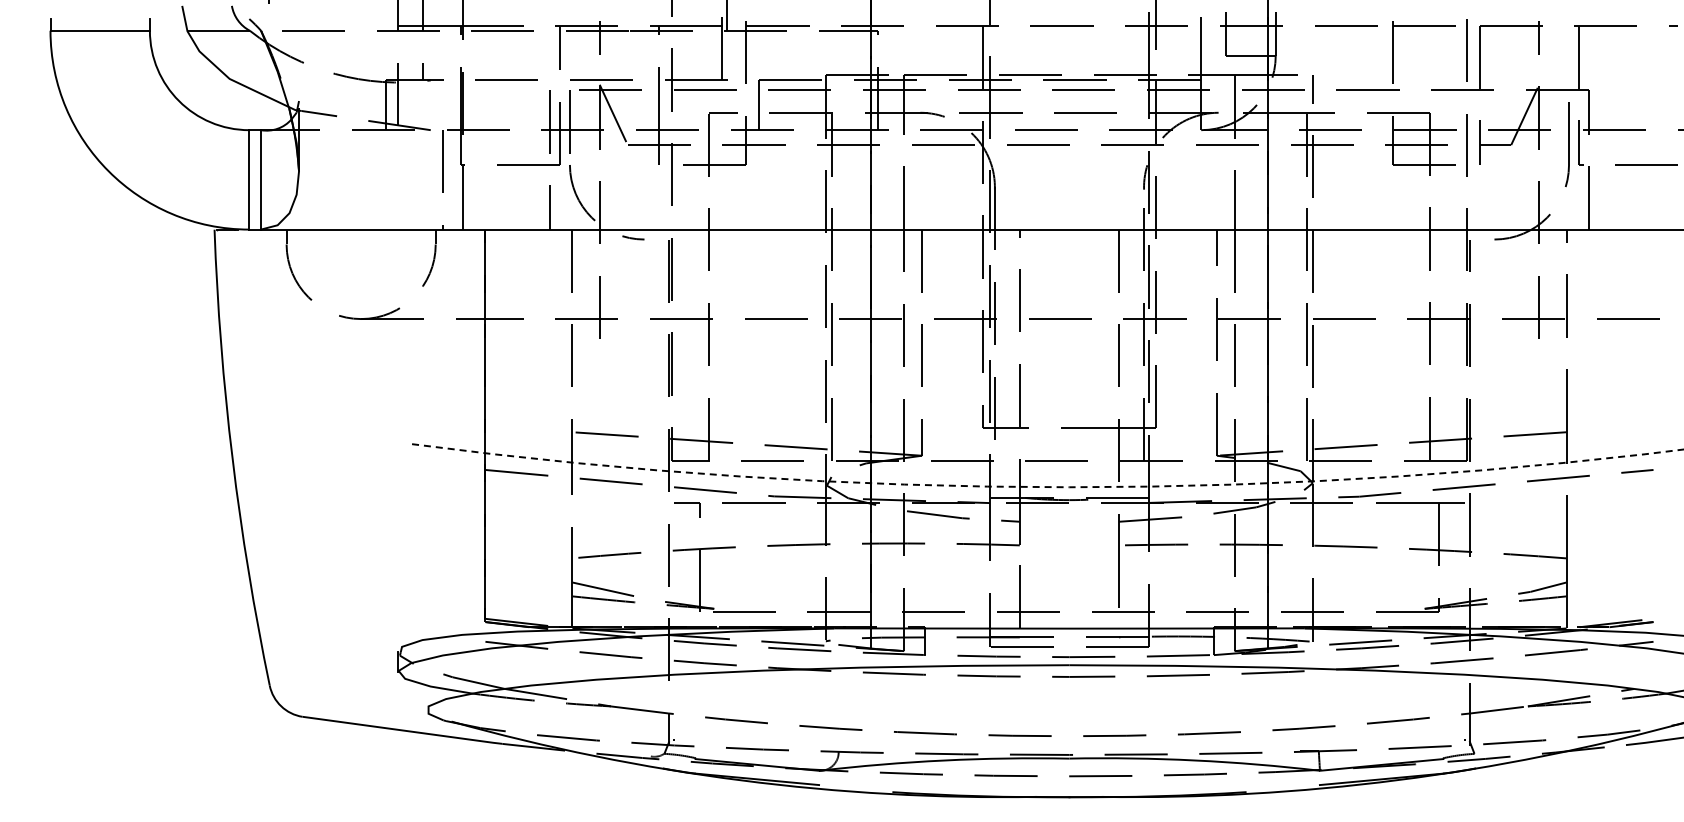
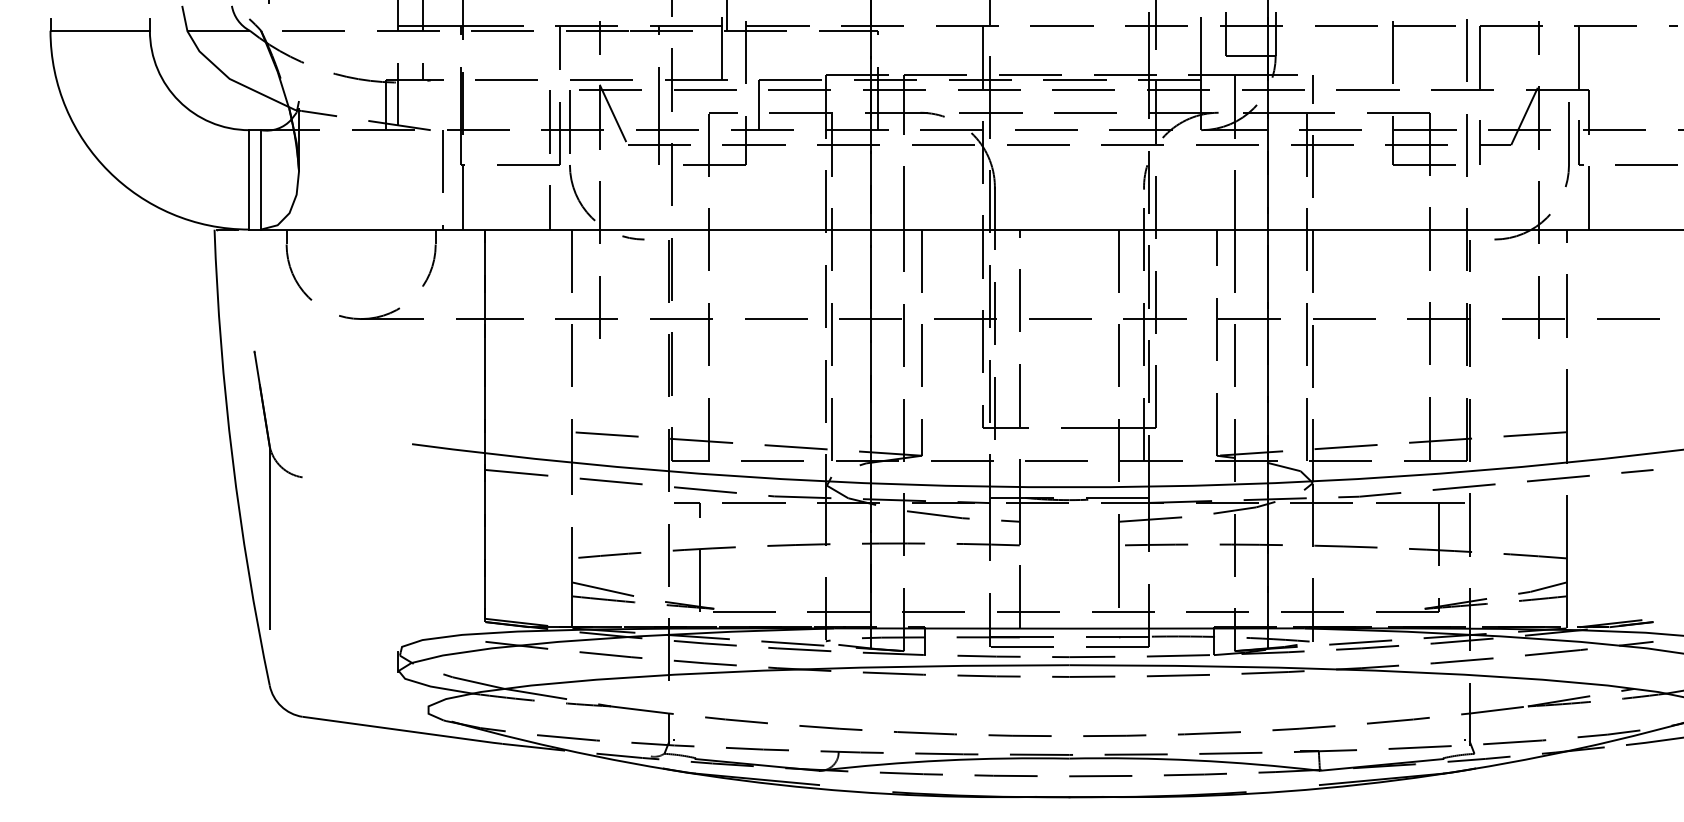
arc: dashed -> solid (1047, 487)
part: none -> present (270, 489)
